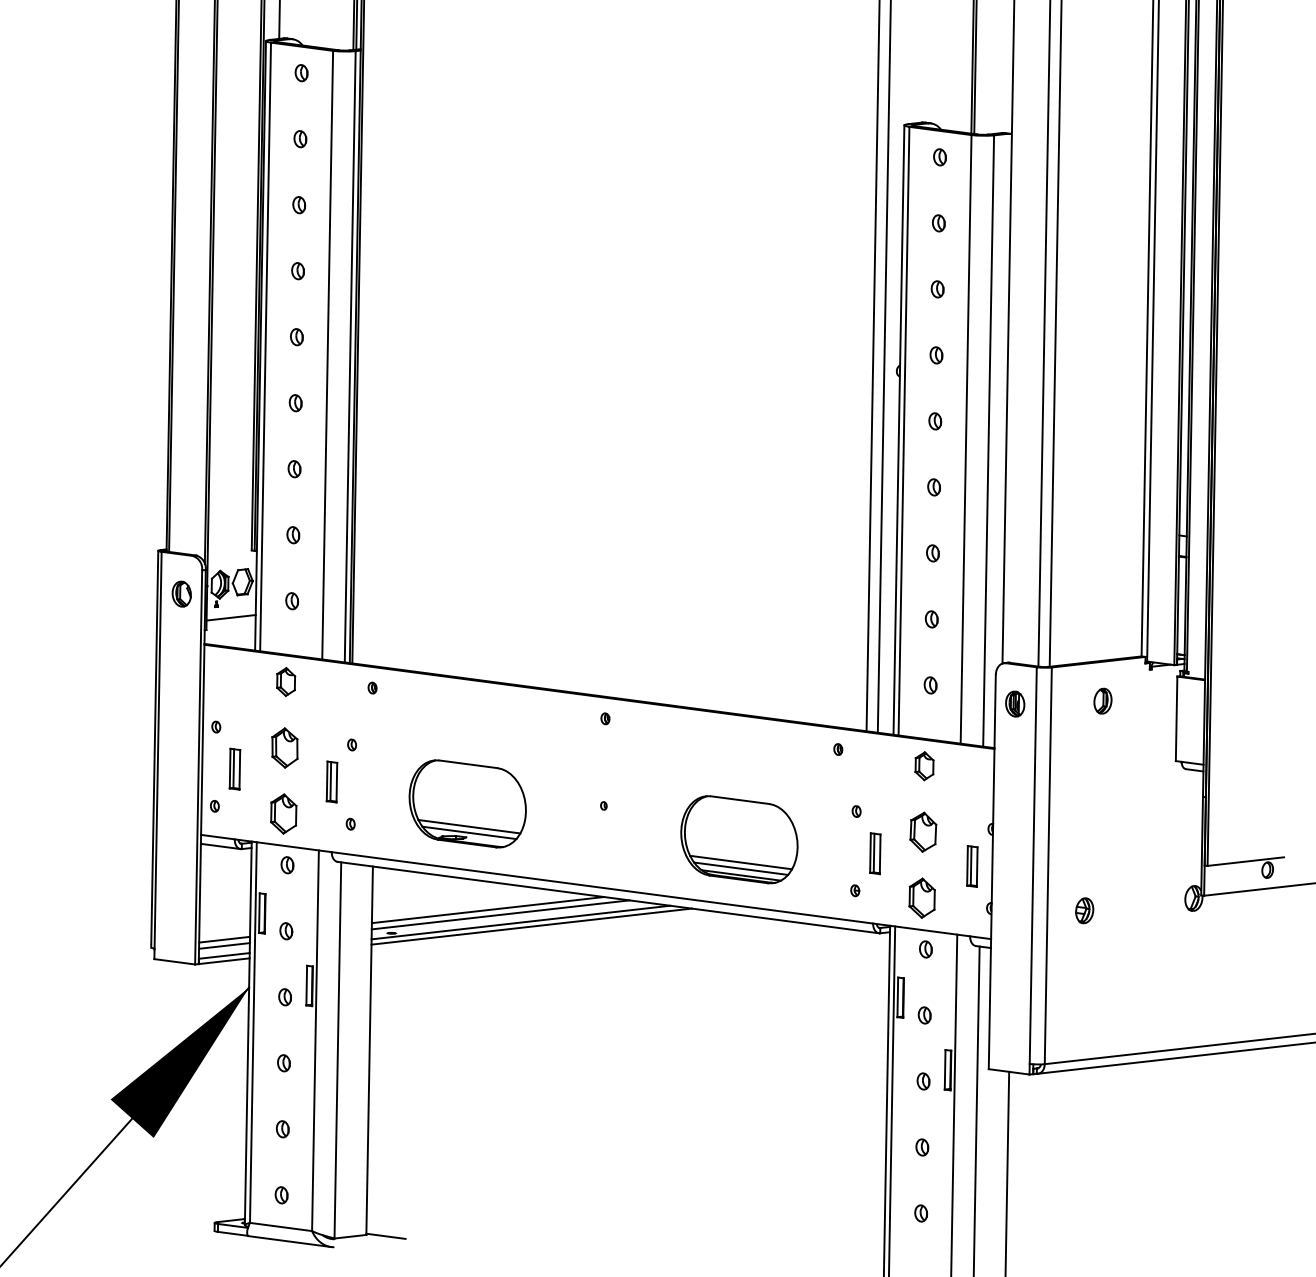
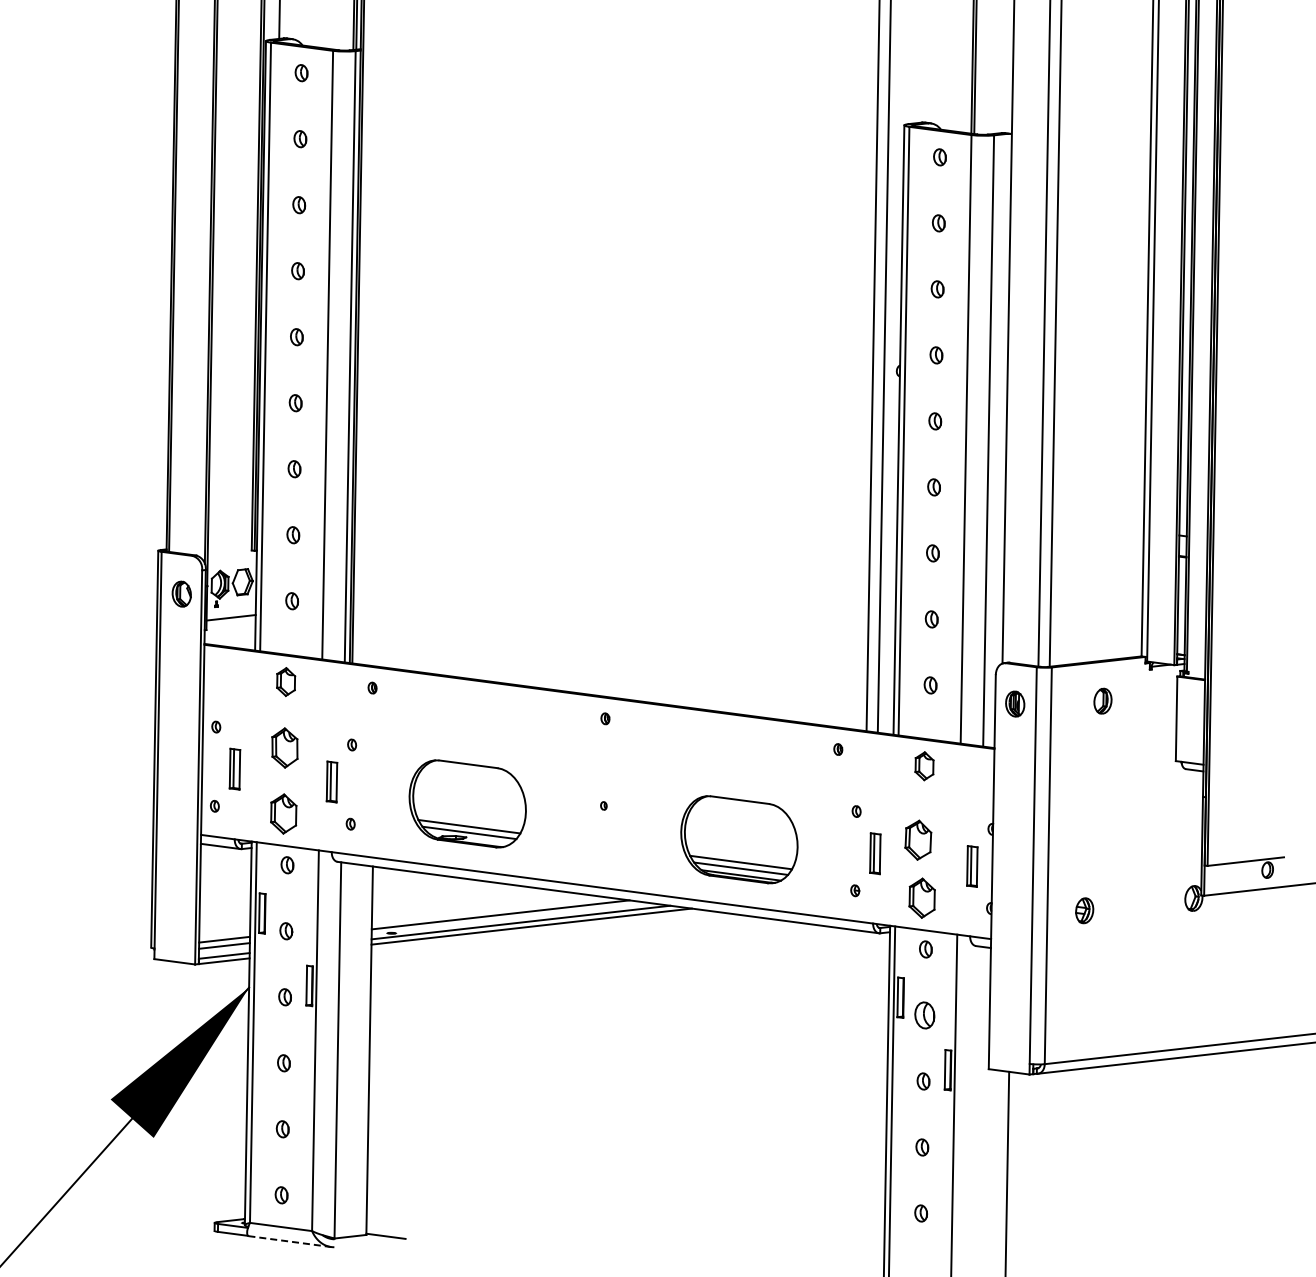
part position: (923, 831) -> (918, 839) (918, 839)
line: present -> none (487, 910)
part size: 15x19 px -> 22x29 px (924, 1015)
line: present -> none (976, 1109)
line: solid -> dashed (289, 1241)
